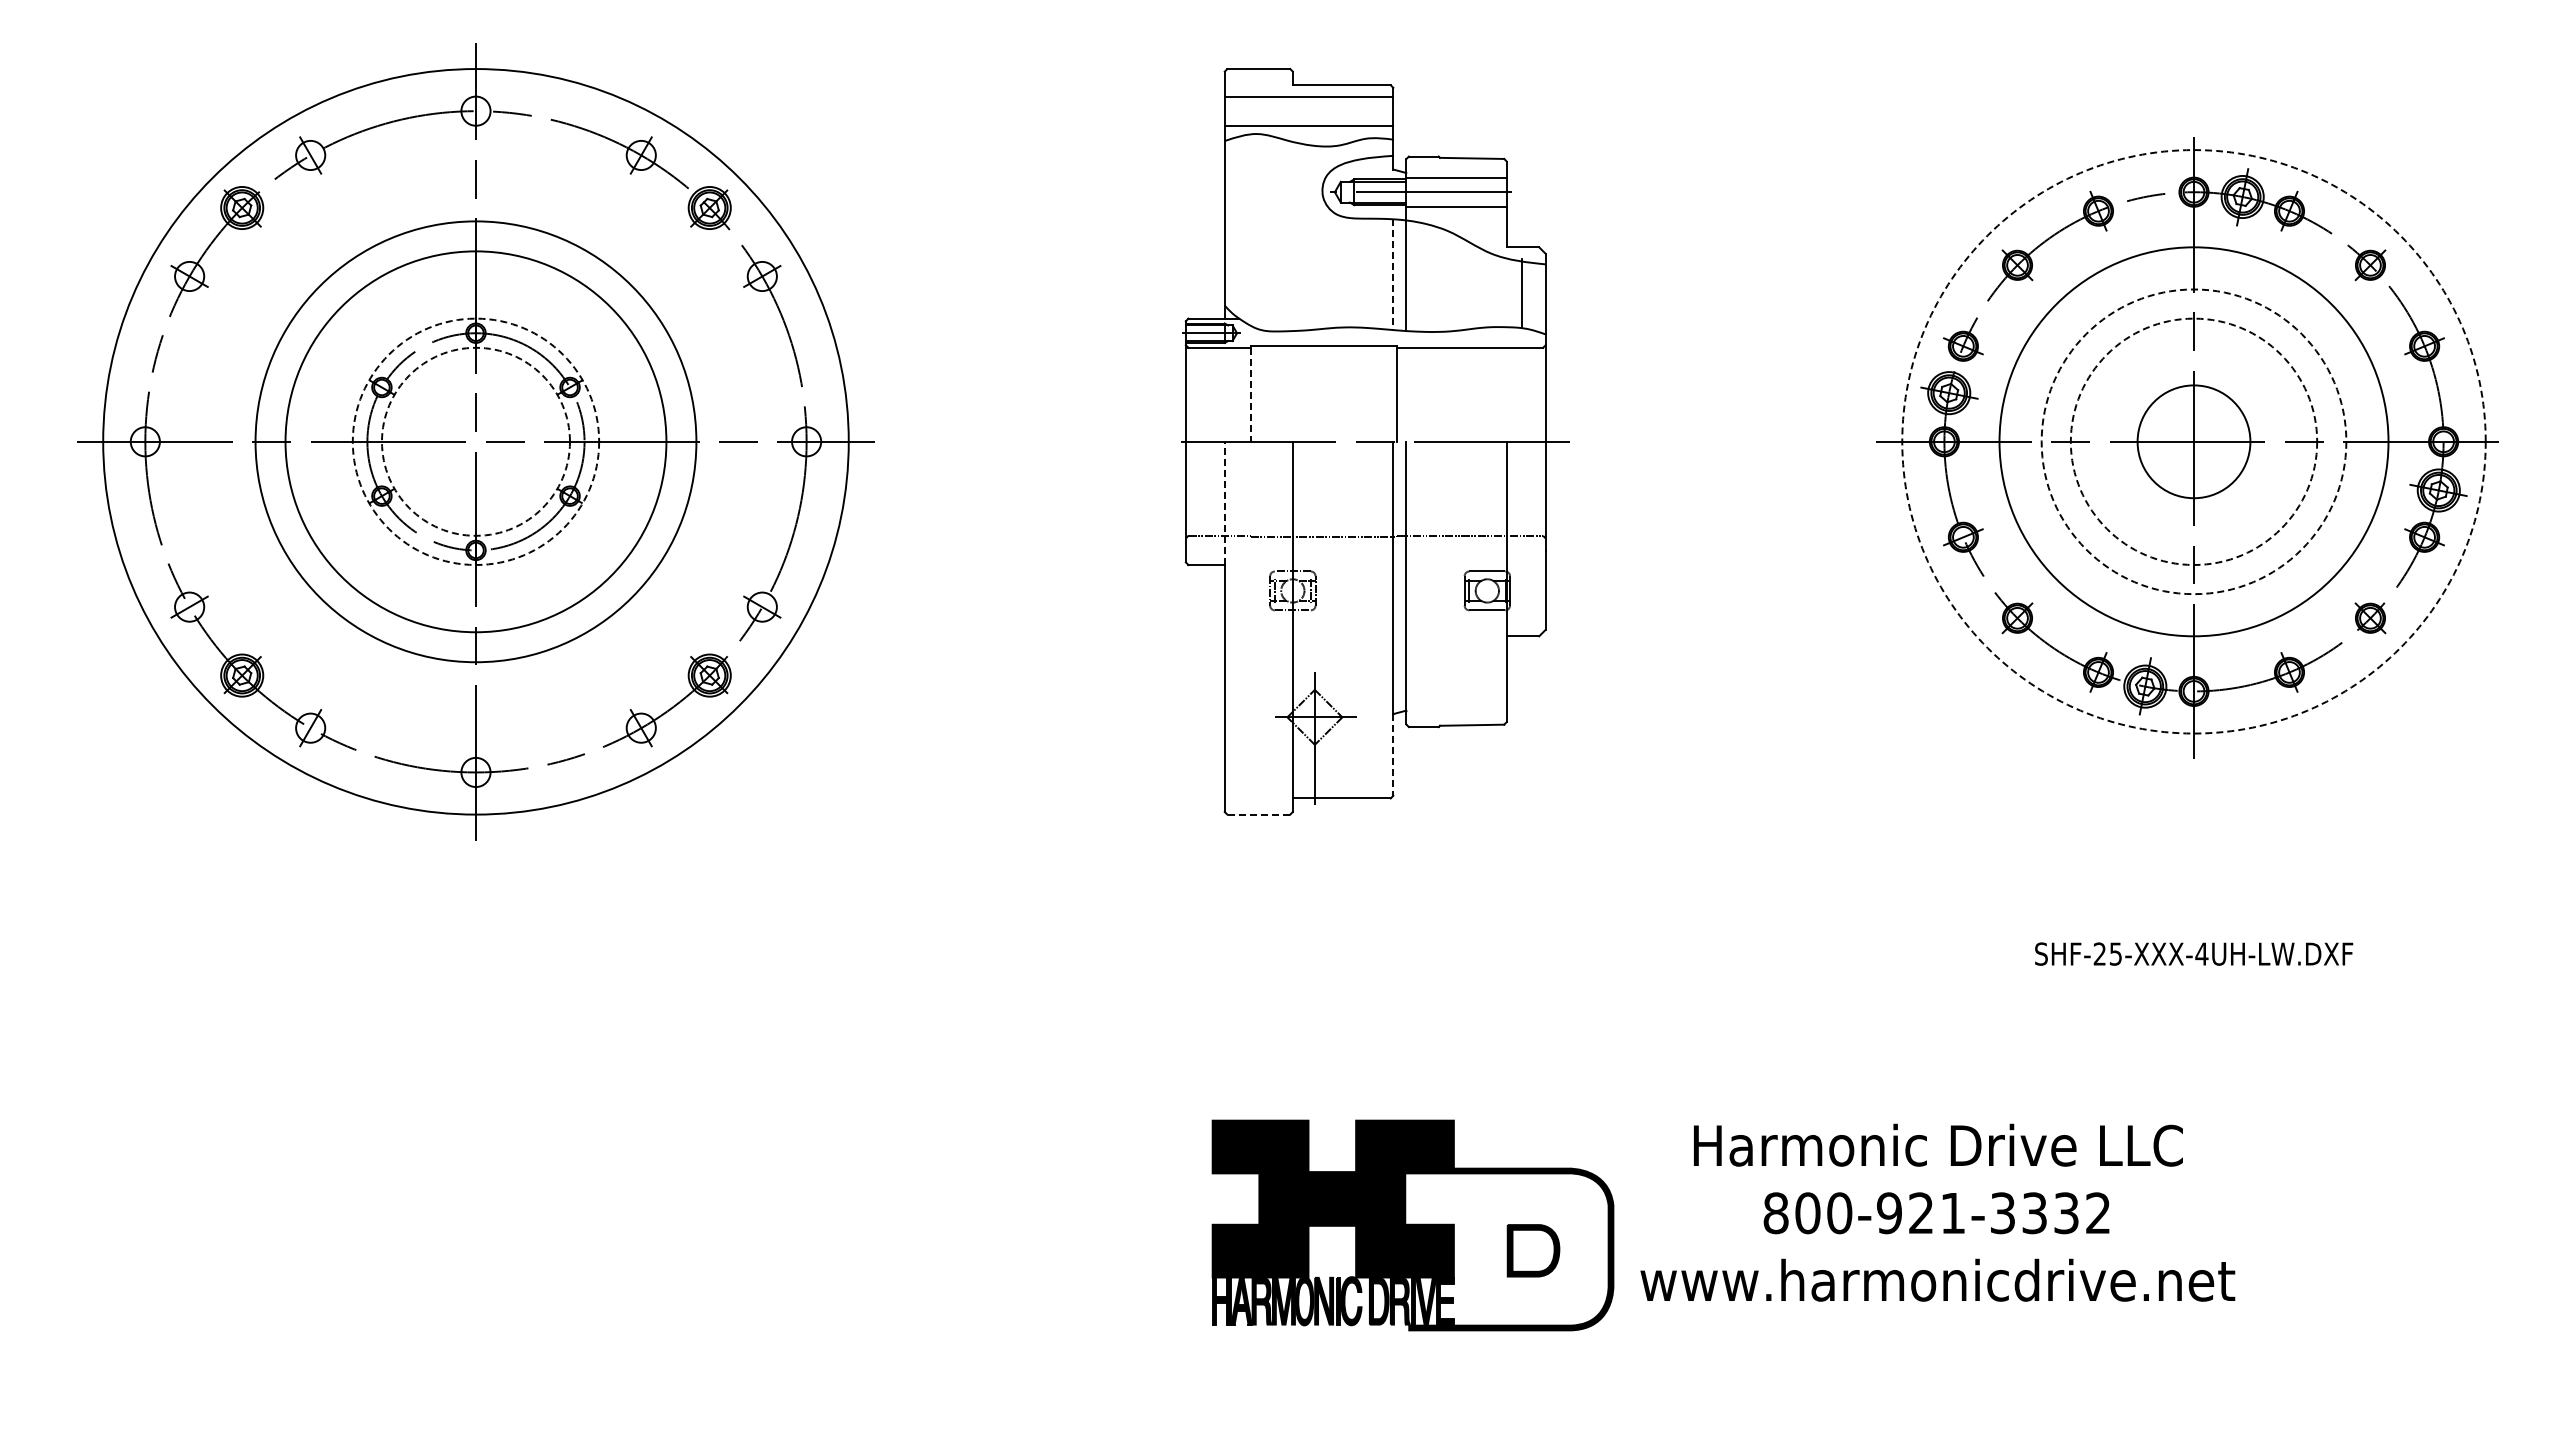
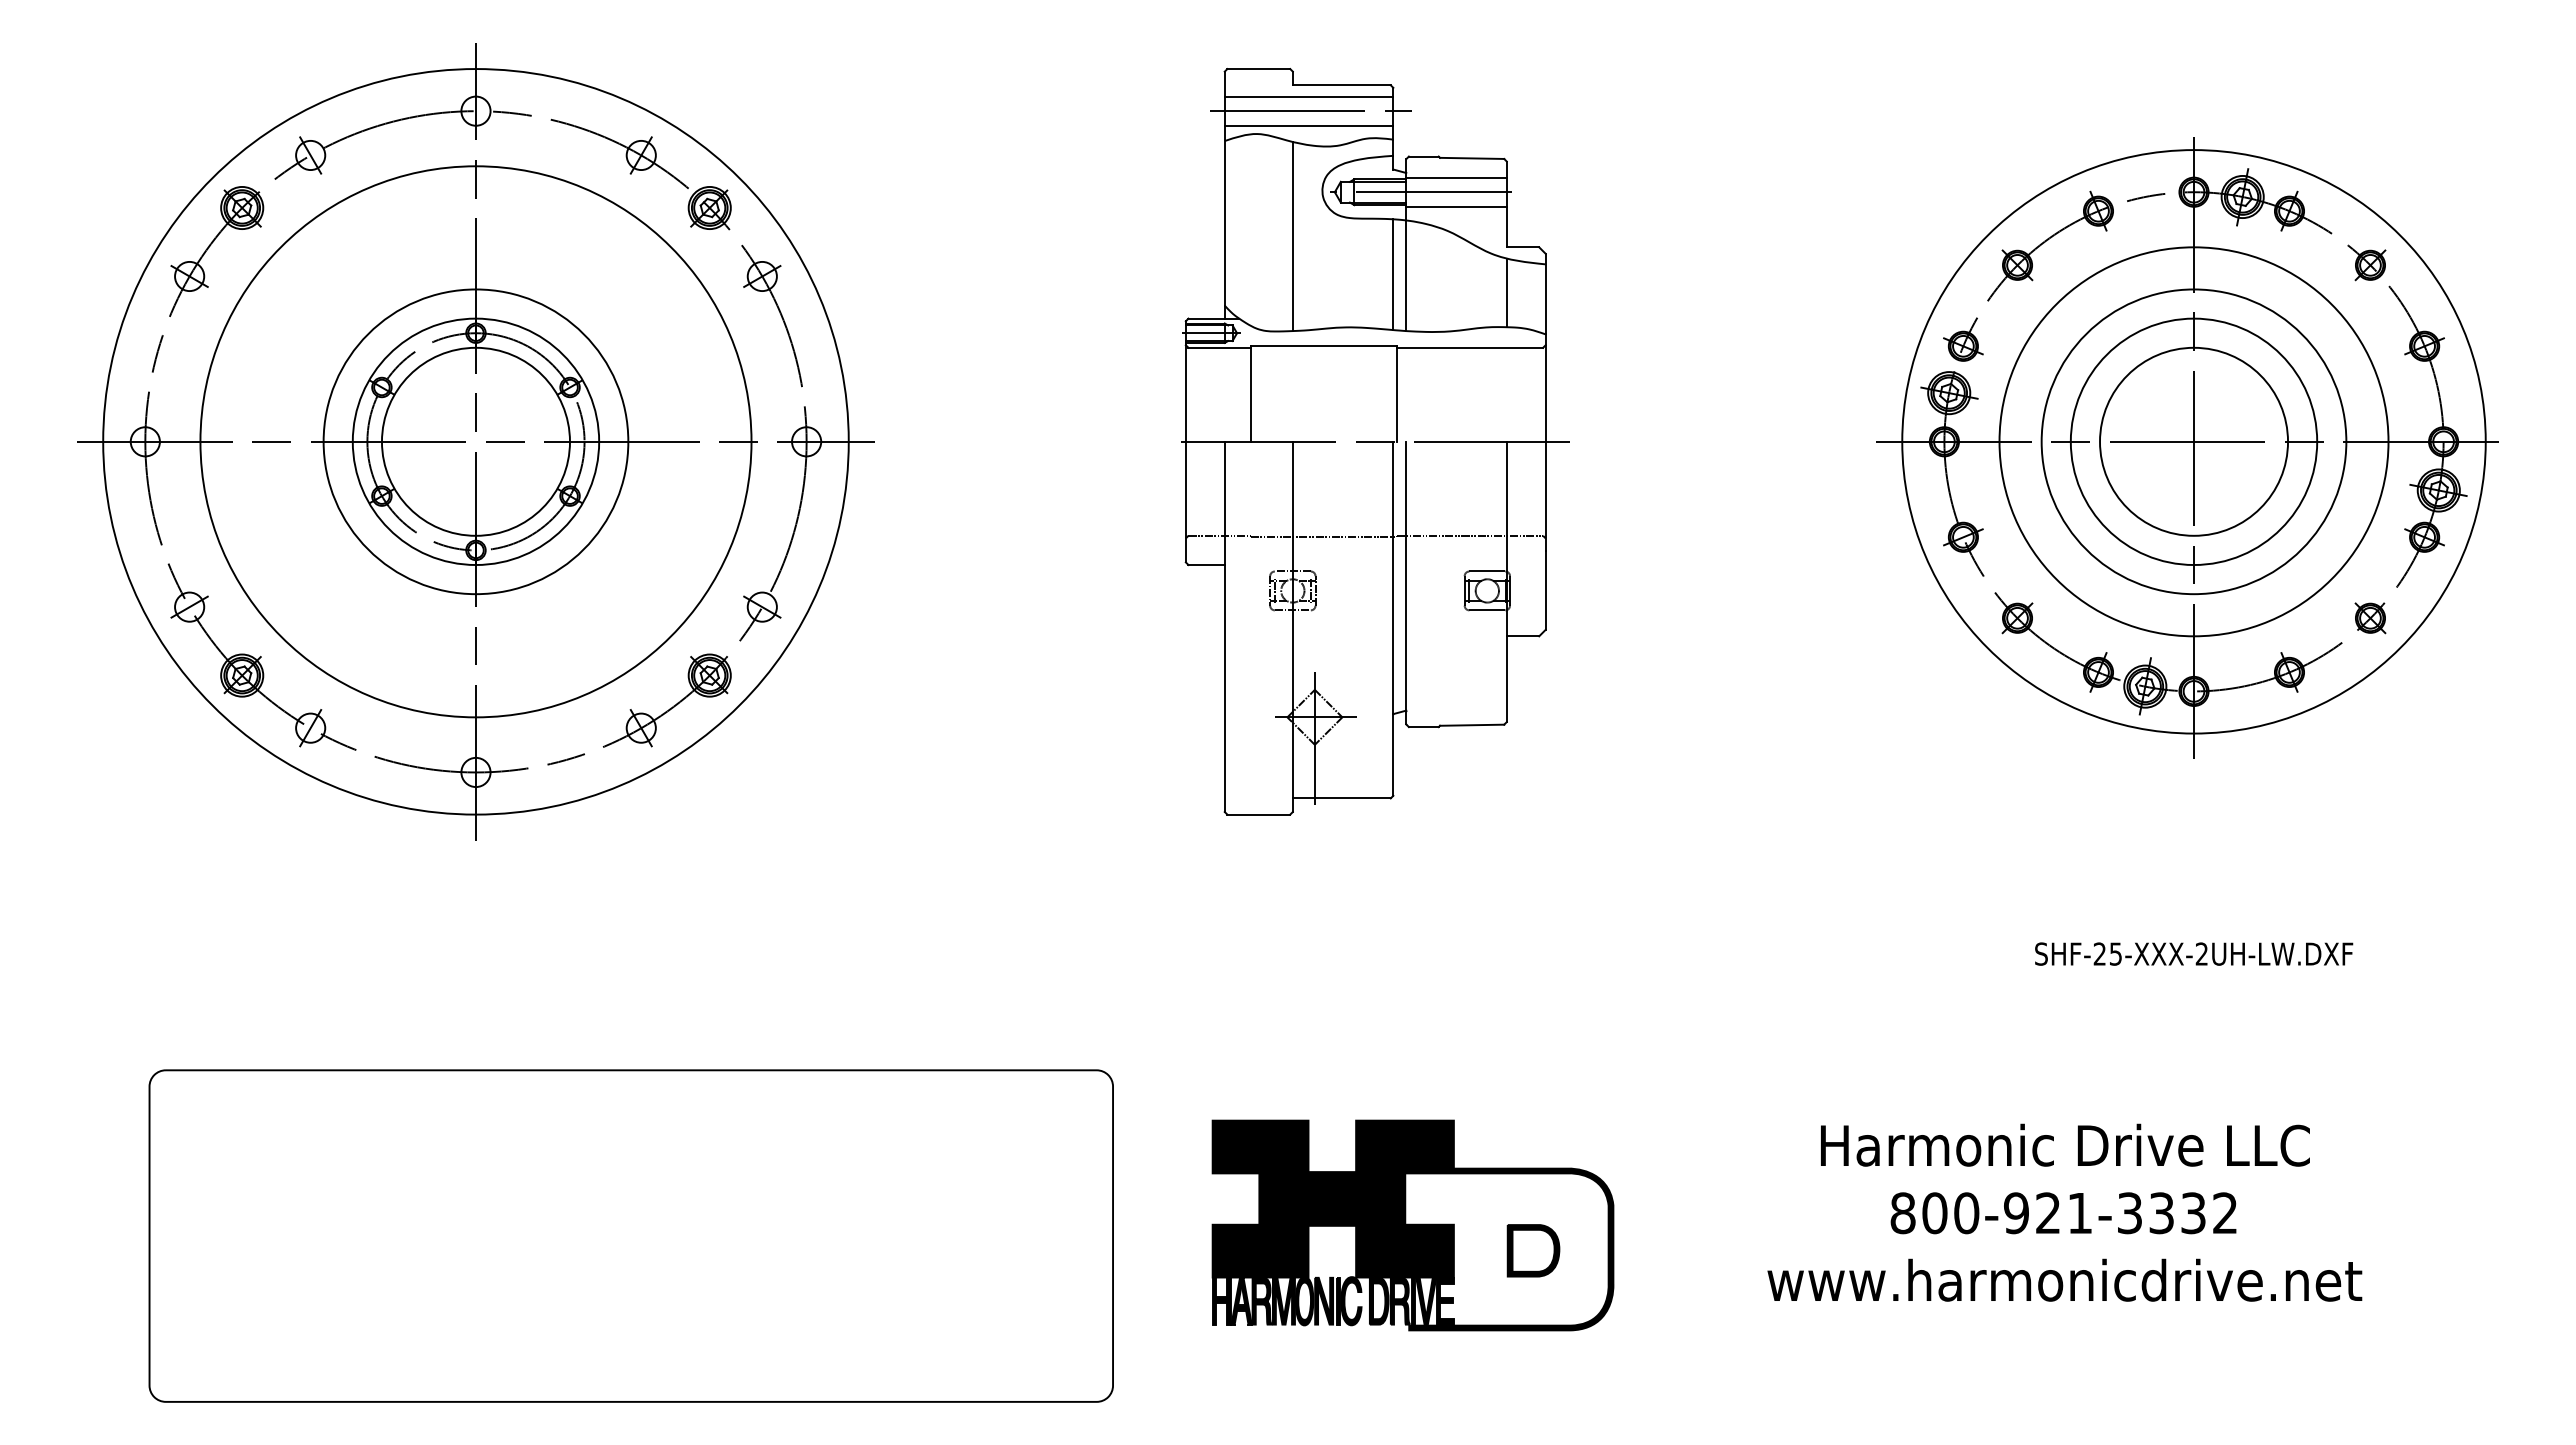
line: none -> present (1310, 111)
line: none -> present (1292, 236)
line: dashed -> solid (1393, 275)
line position: (1521, 292) -> (1506, 292) (1506, 292)
line: dashed -> solid (1250, 395)
circle diameter: 381 px -> 305 px (475, 441)
circle diameter: 441 px -> 551 px (475, 441)
circle: dashed -> solid (475, 441)
circle: dashed -> solid (475, 441)
circle diameter: 113 px -> 188 px (2194, 441)
circle: dashed -> solid (2193, 441)
circle: dashed -> solid (2193, 441)
circle: dashed -> solid (2193, 441)
line: dashed -> solid (1224, 503)
line: dashed -> solid (1393, 754)
line: dashed -> solid (1258, 814)
text: SHF-25-XXX-4UH-LW.DXF -> SHF-25-XXX-2UH-LW.DXF (2201, 953)
text position: (1937, 1212) -> (2064, 1212) (2064, 1212)
part: none -> present (630, 1235)
